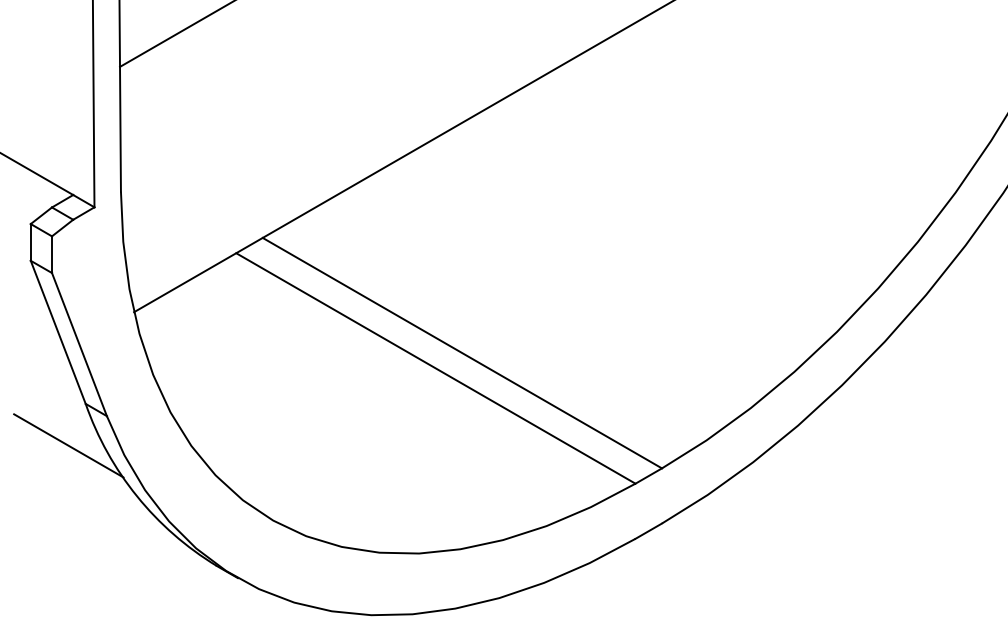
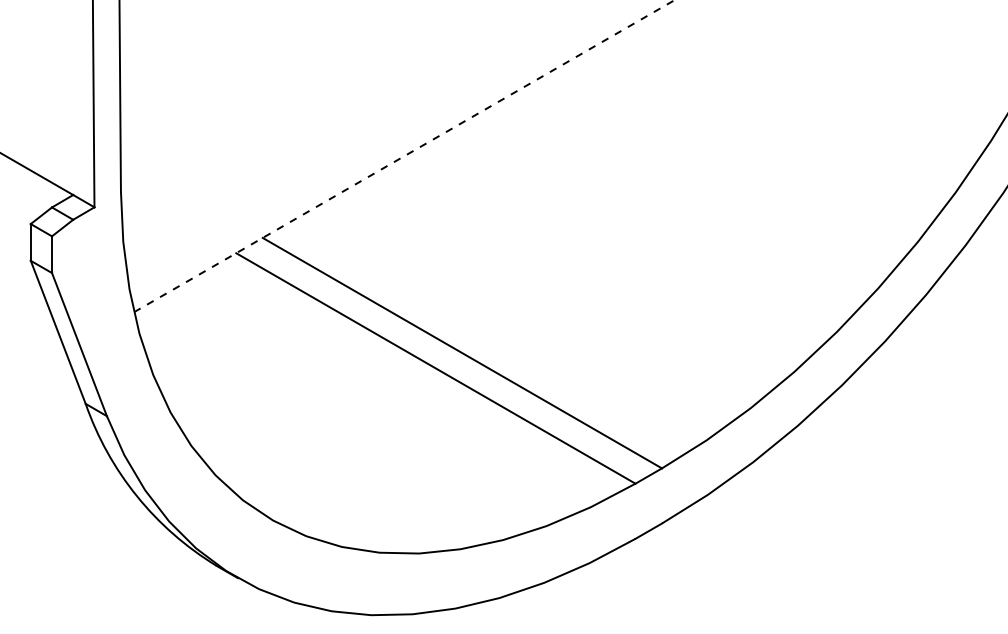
line: present -> none (175, 34)
line: solid -> dashed (404, 155)
line: present -> none (68, 445)
